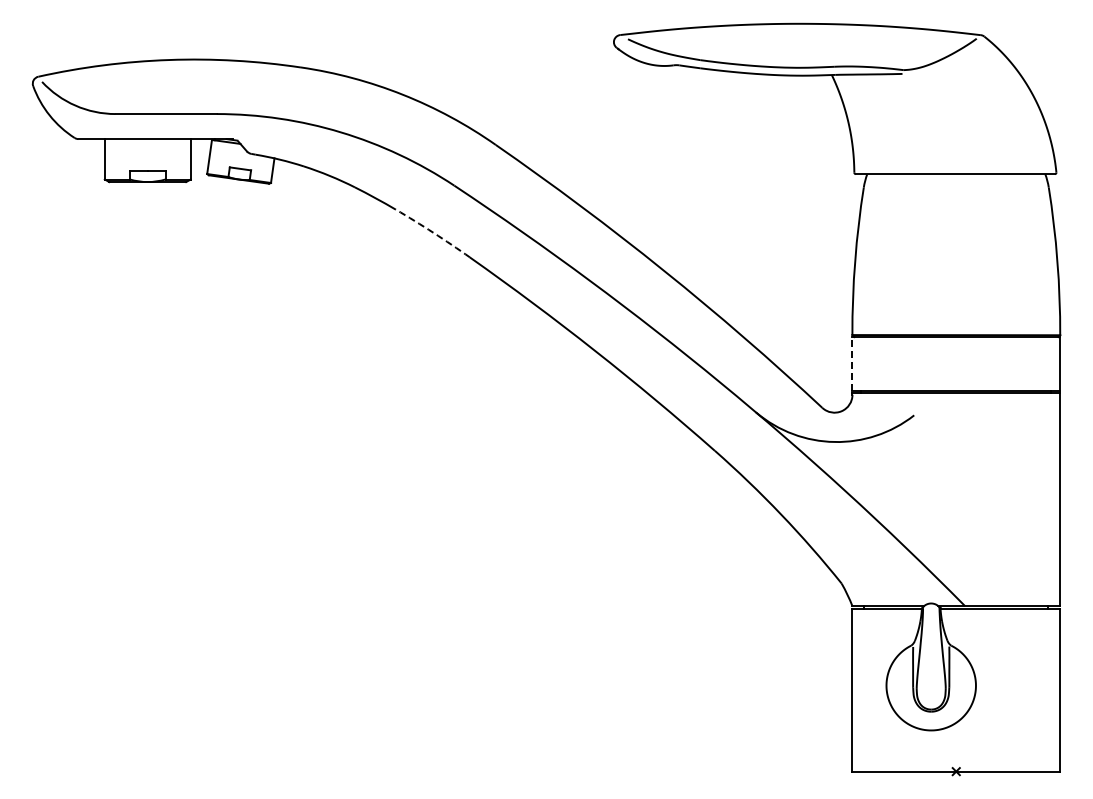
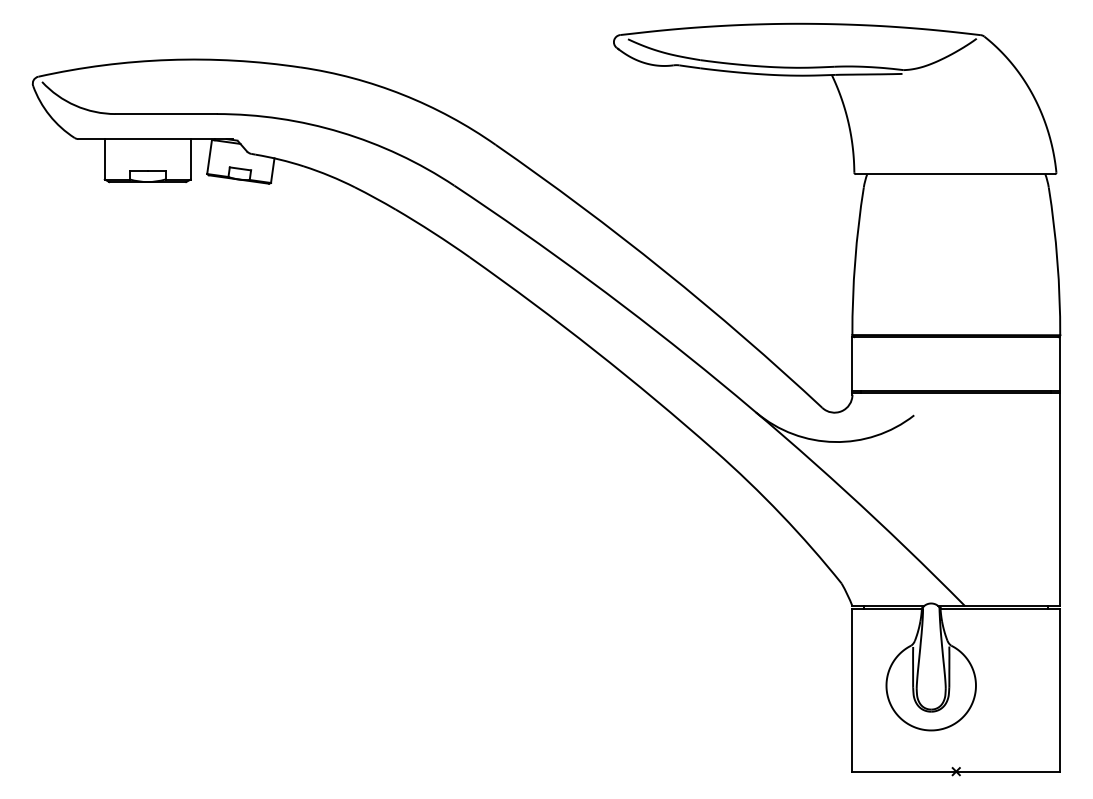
arc: dashed -> solid (433, 232)
line: dashed -> solid (852, 363)
